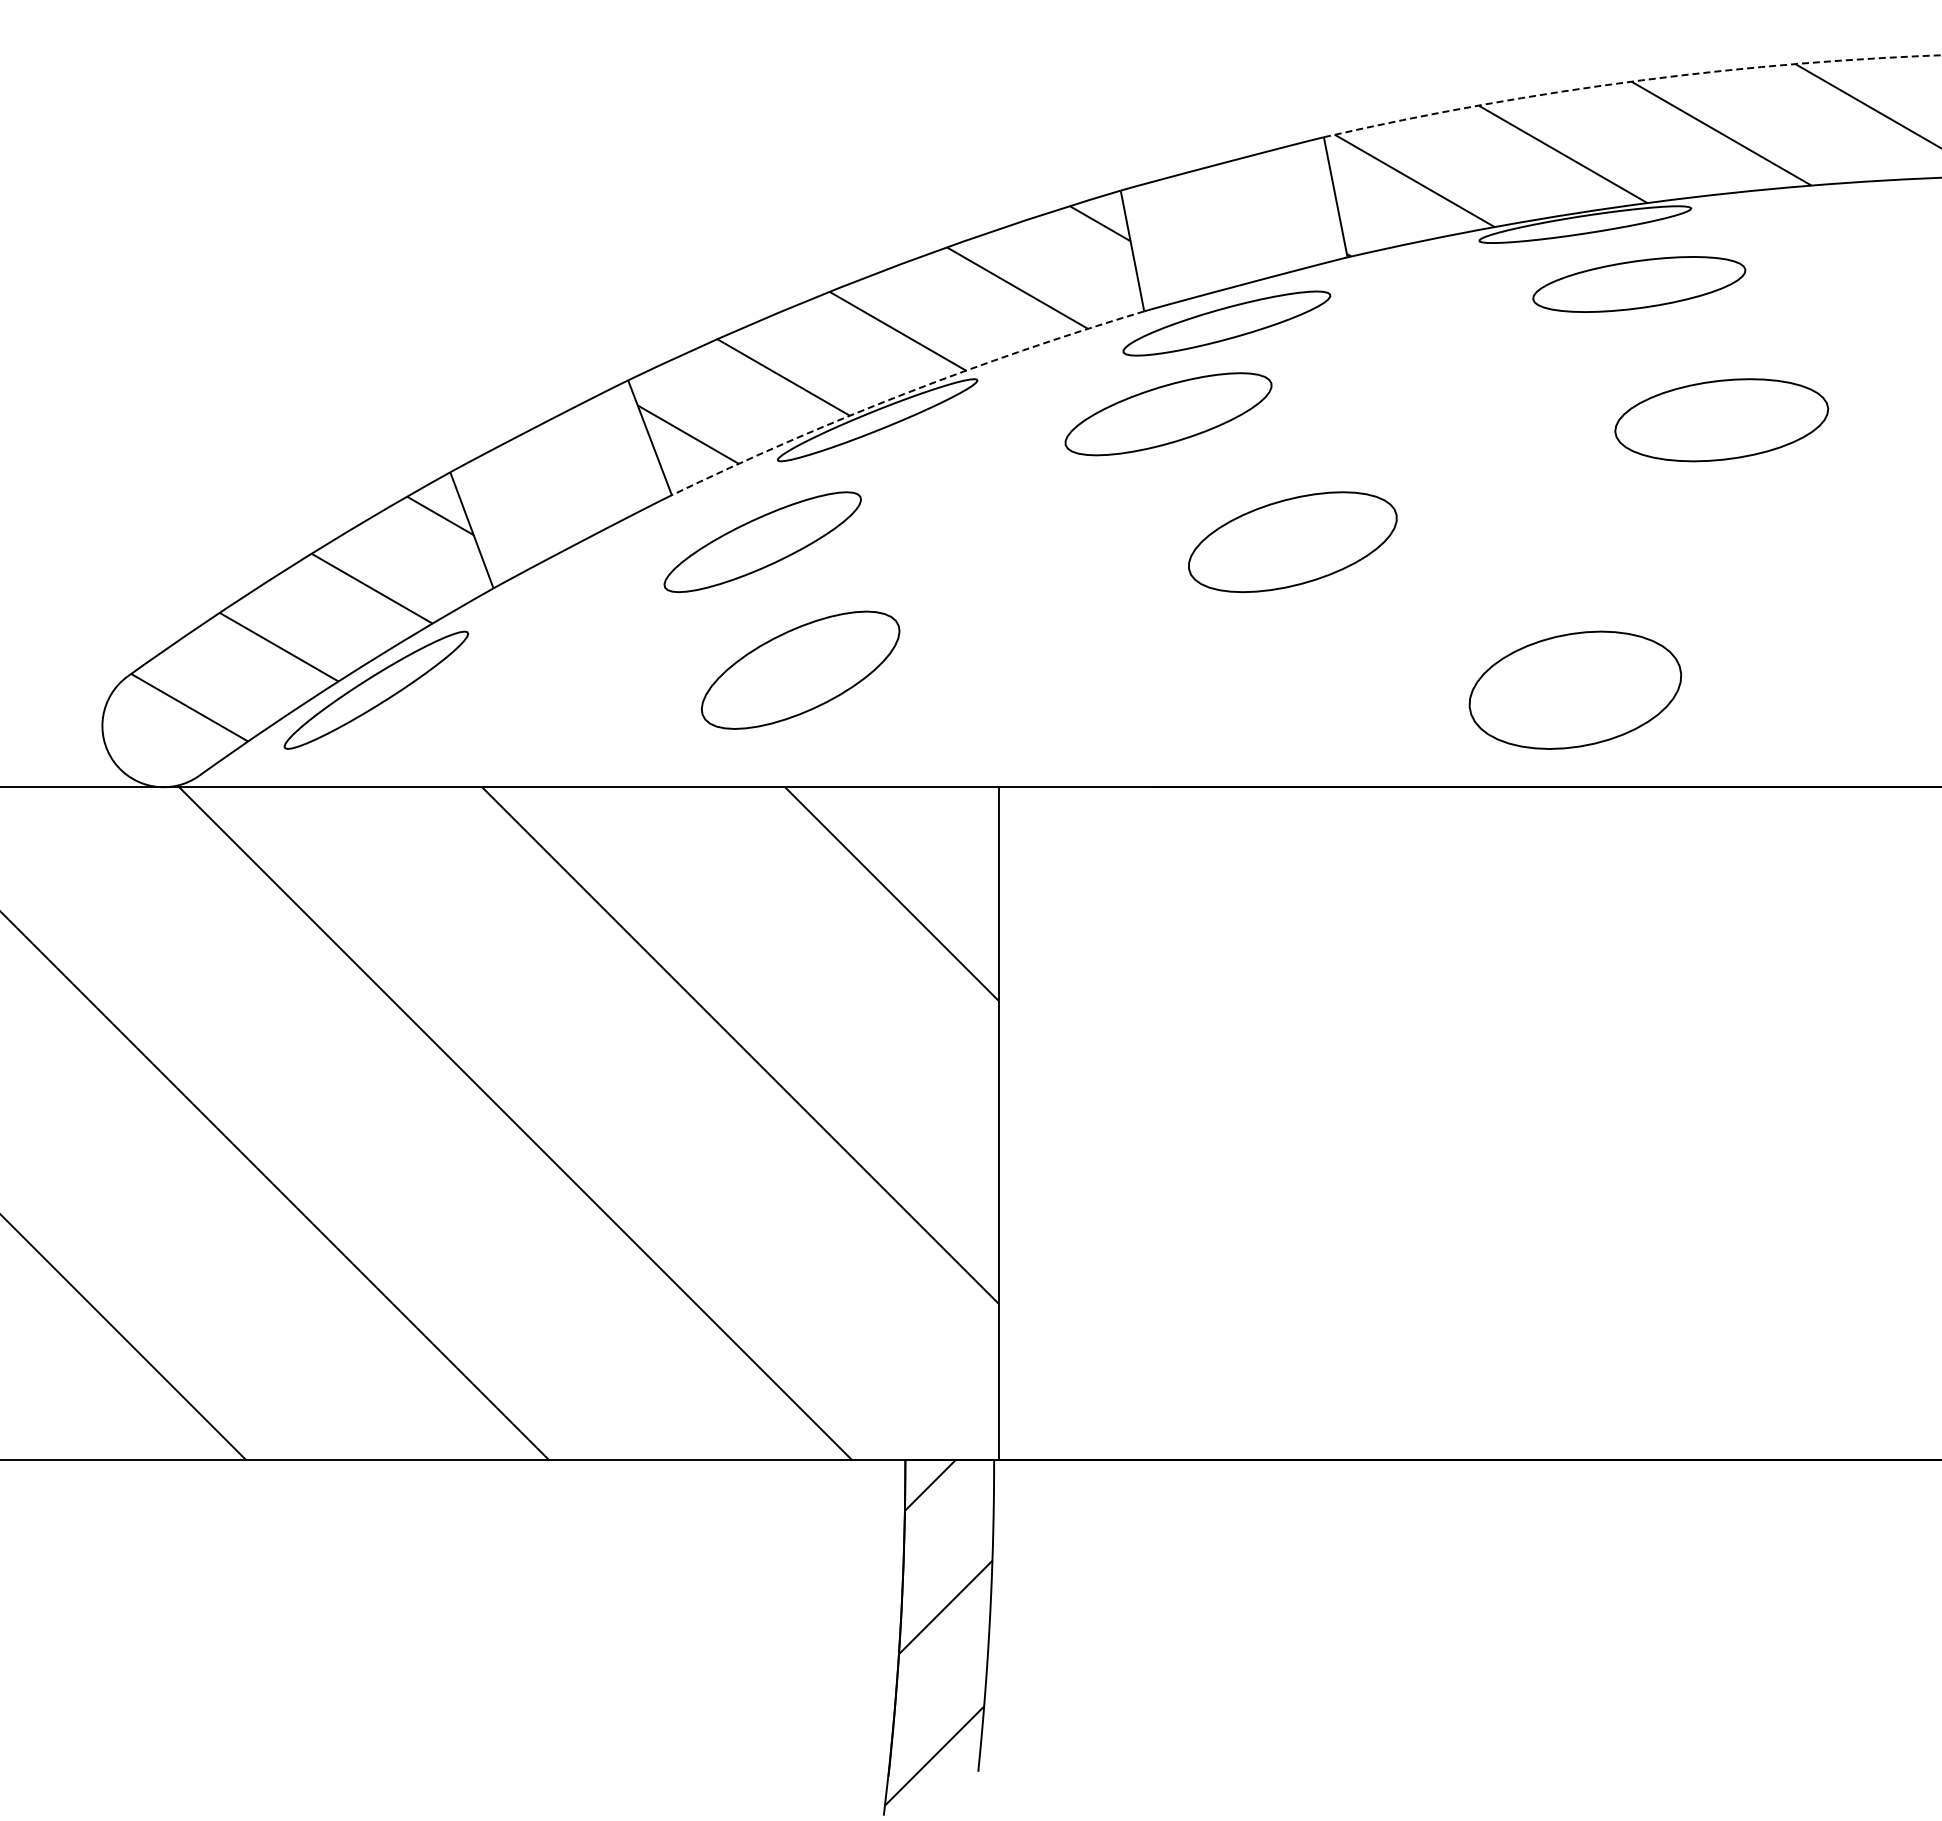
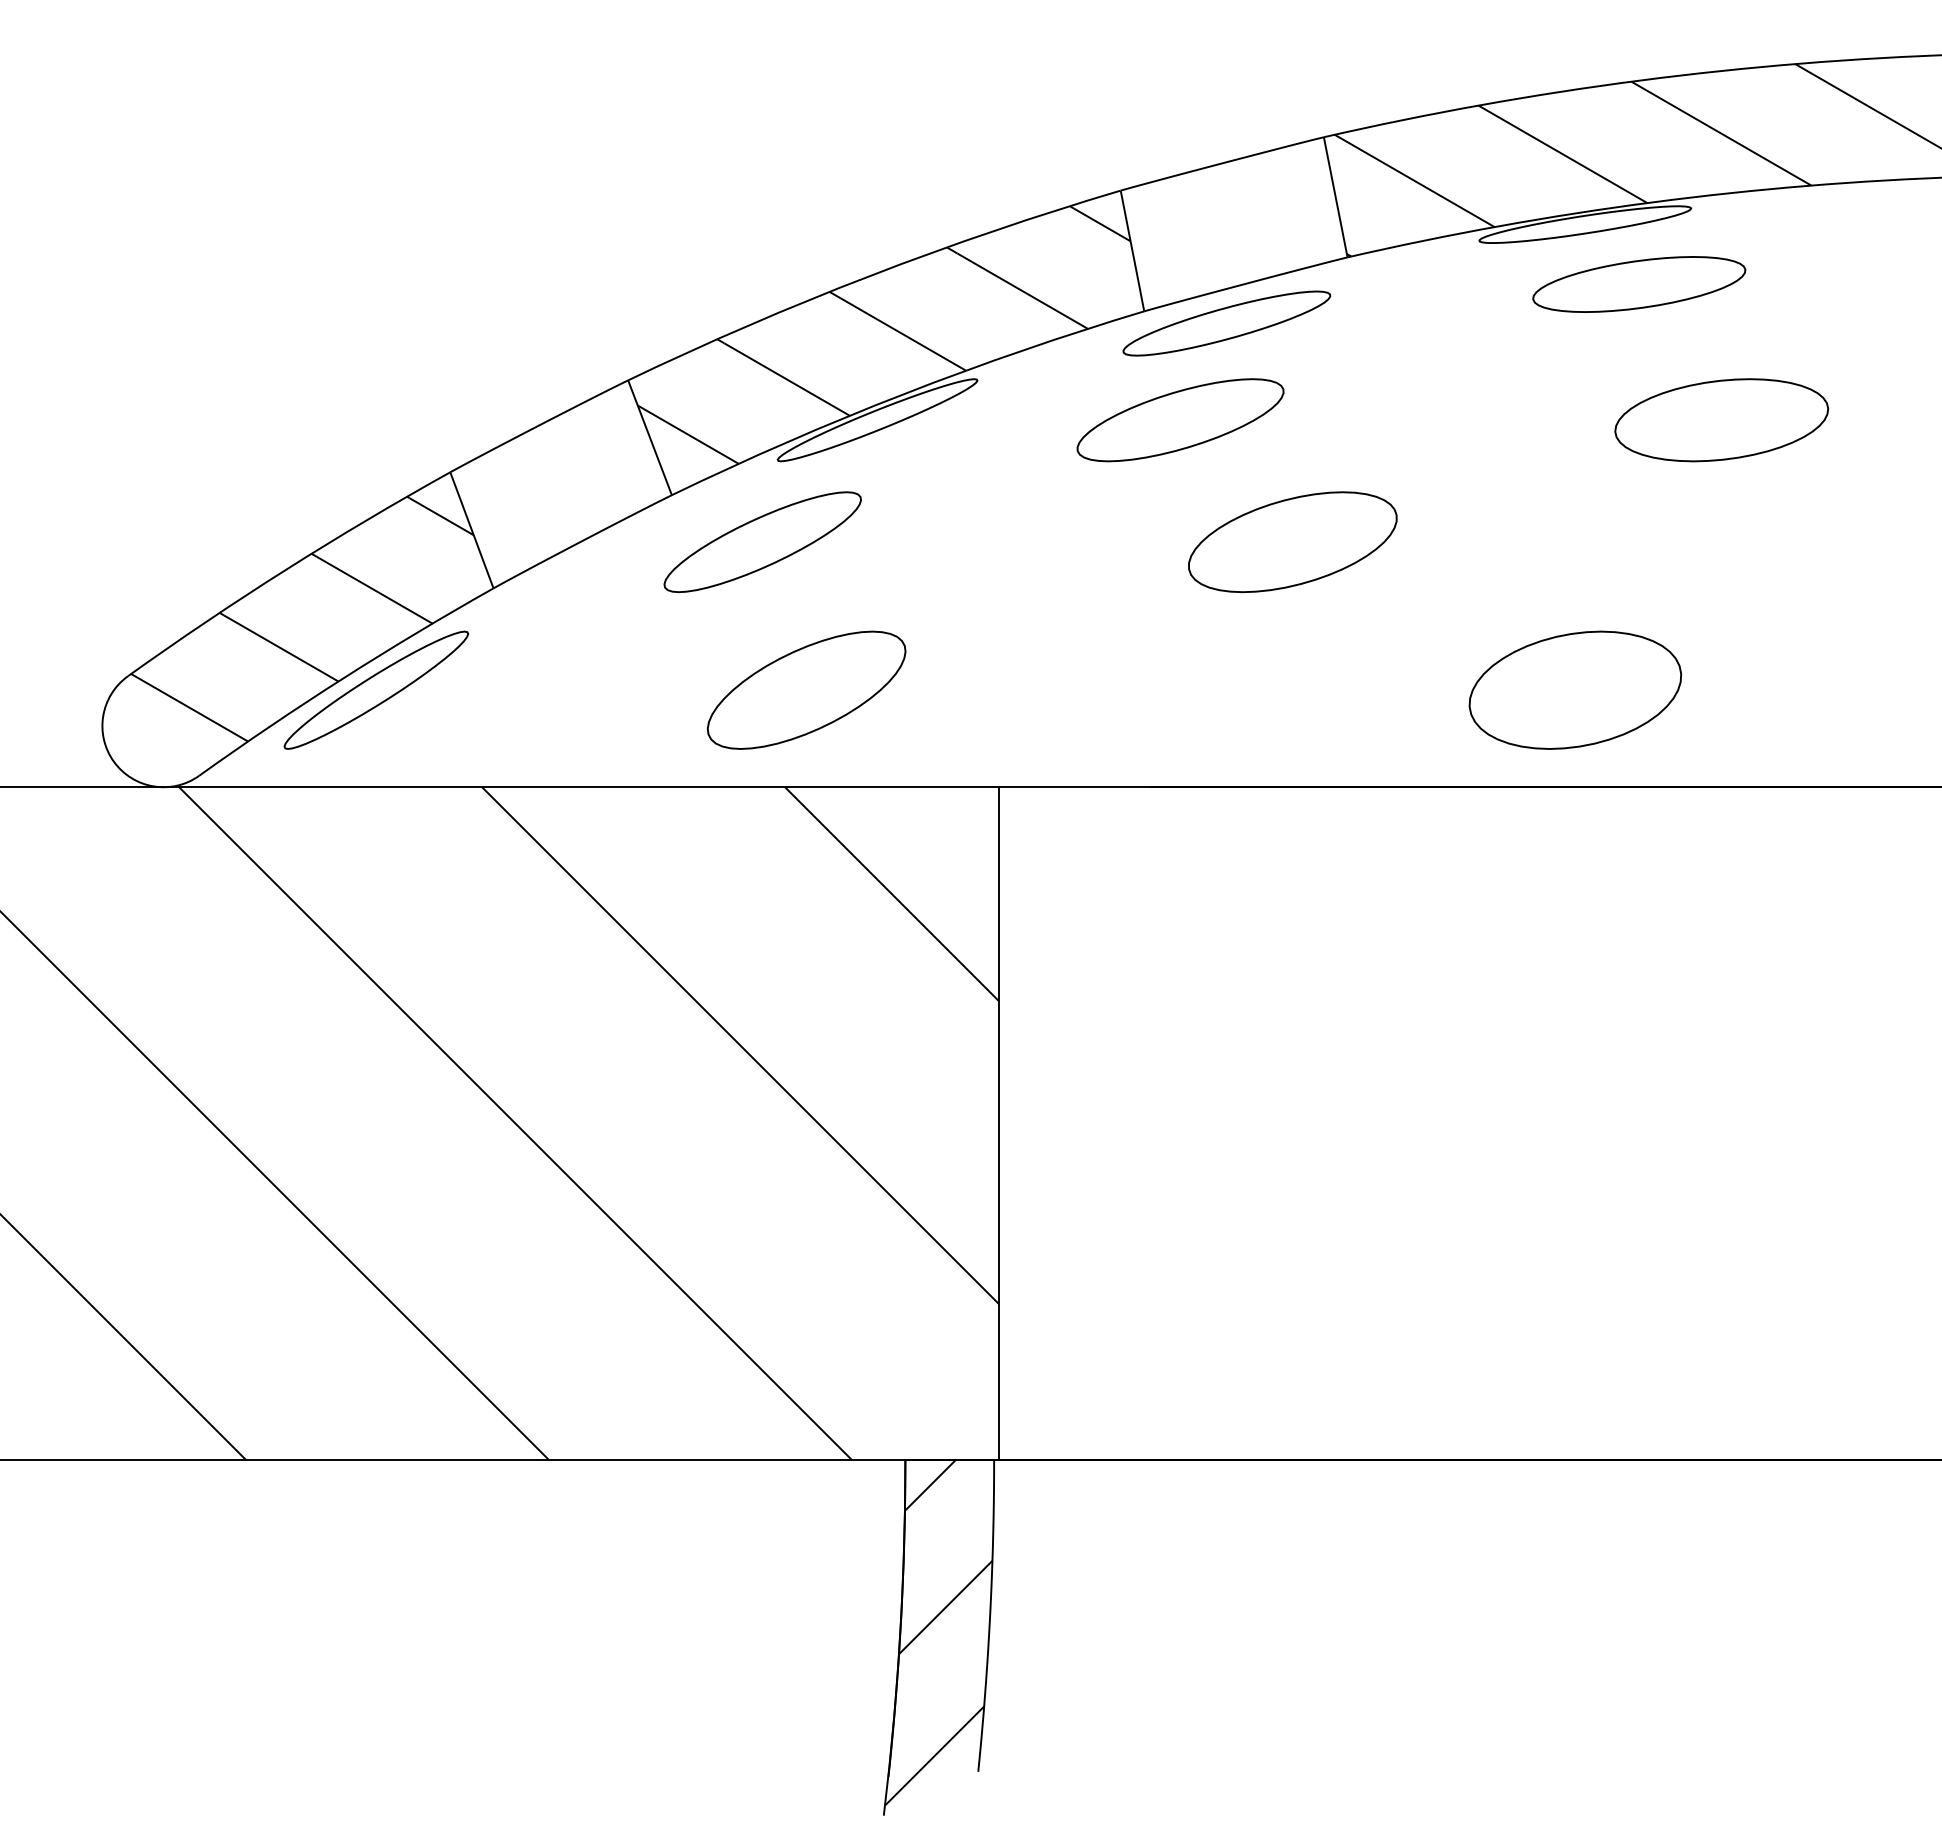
arc: dashed -> solid (1630, 81)
arc: dashed -> solid (904, 393)
part position: (1168, 414) -> (1180, 420) (1180, 420)
part position: (800, 669) -> (806, 689) (806, 689)
